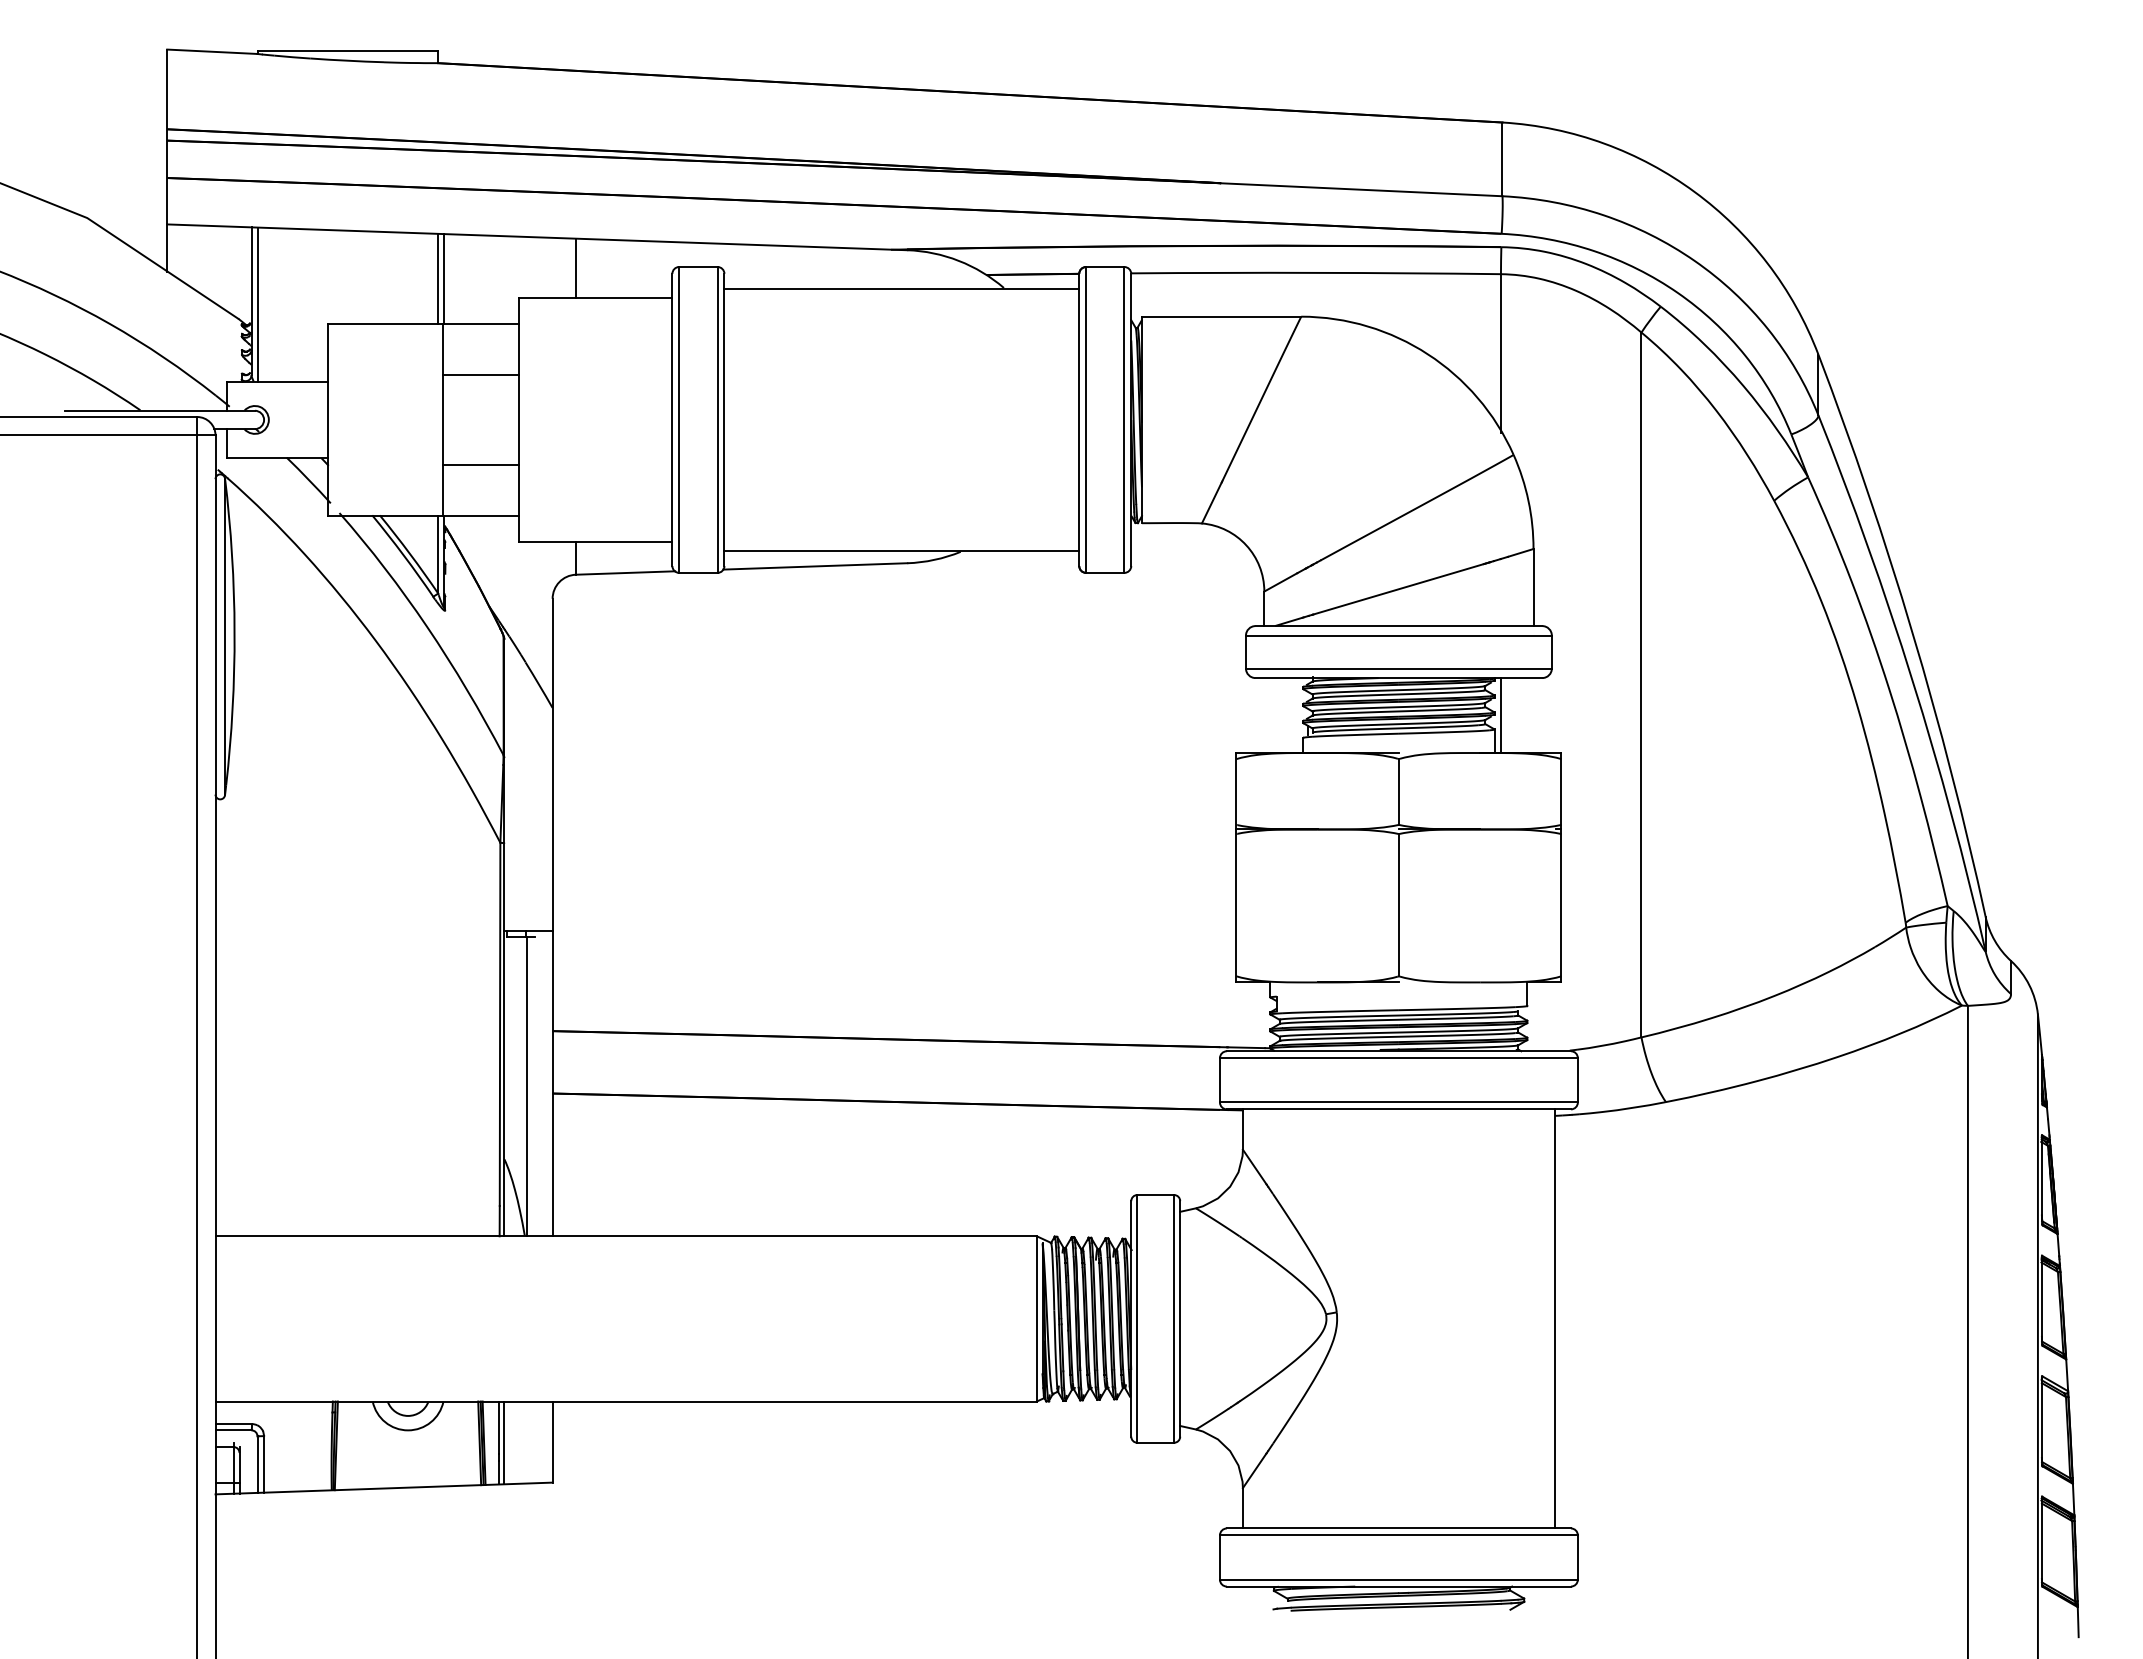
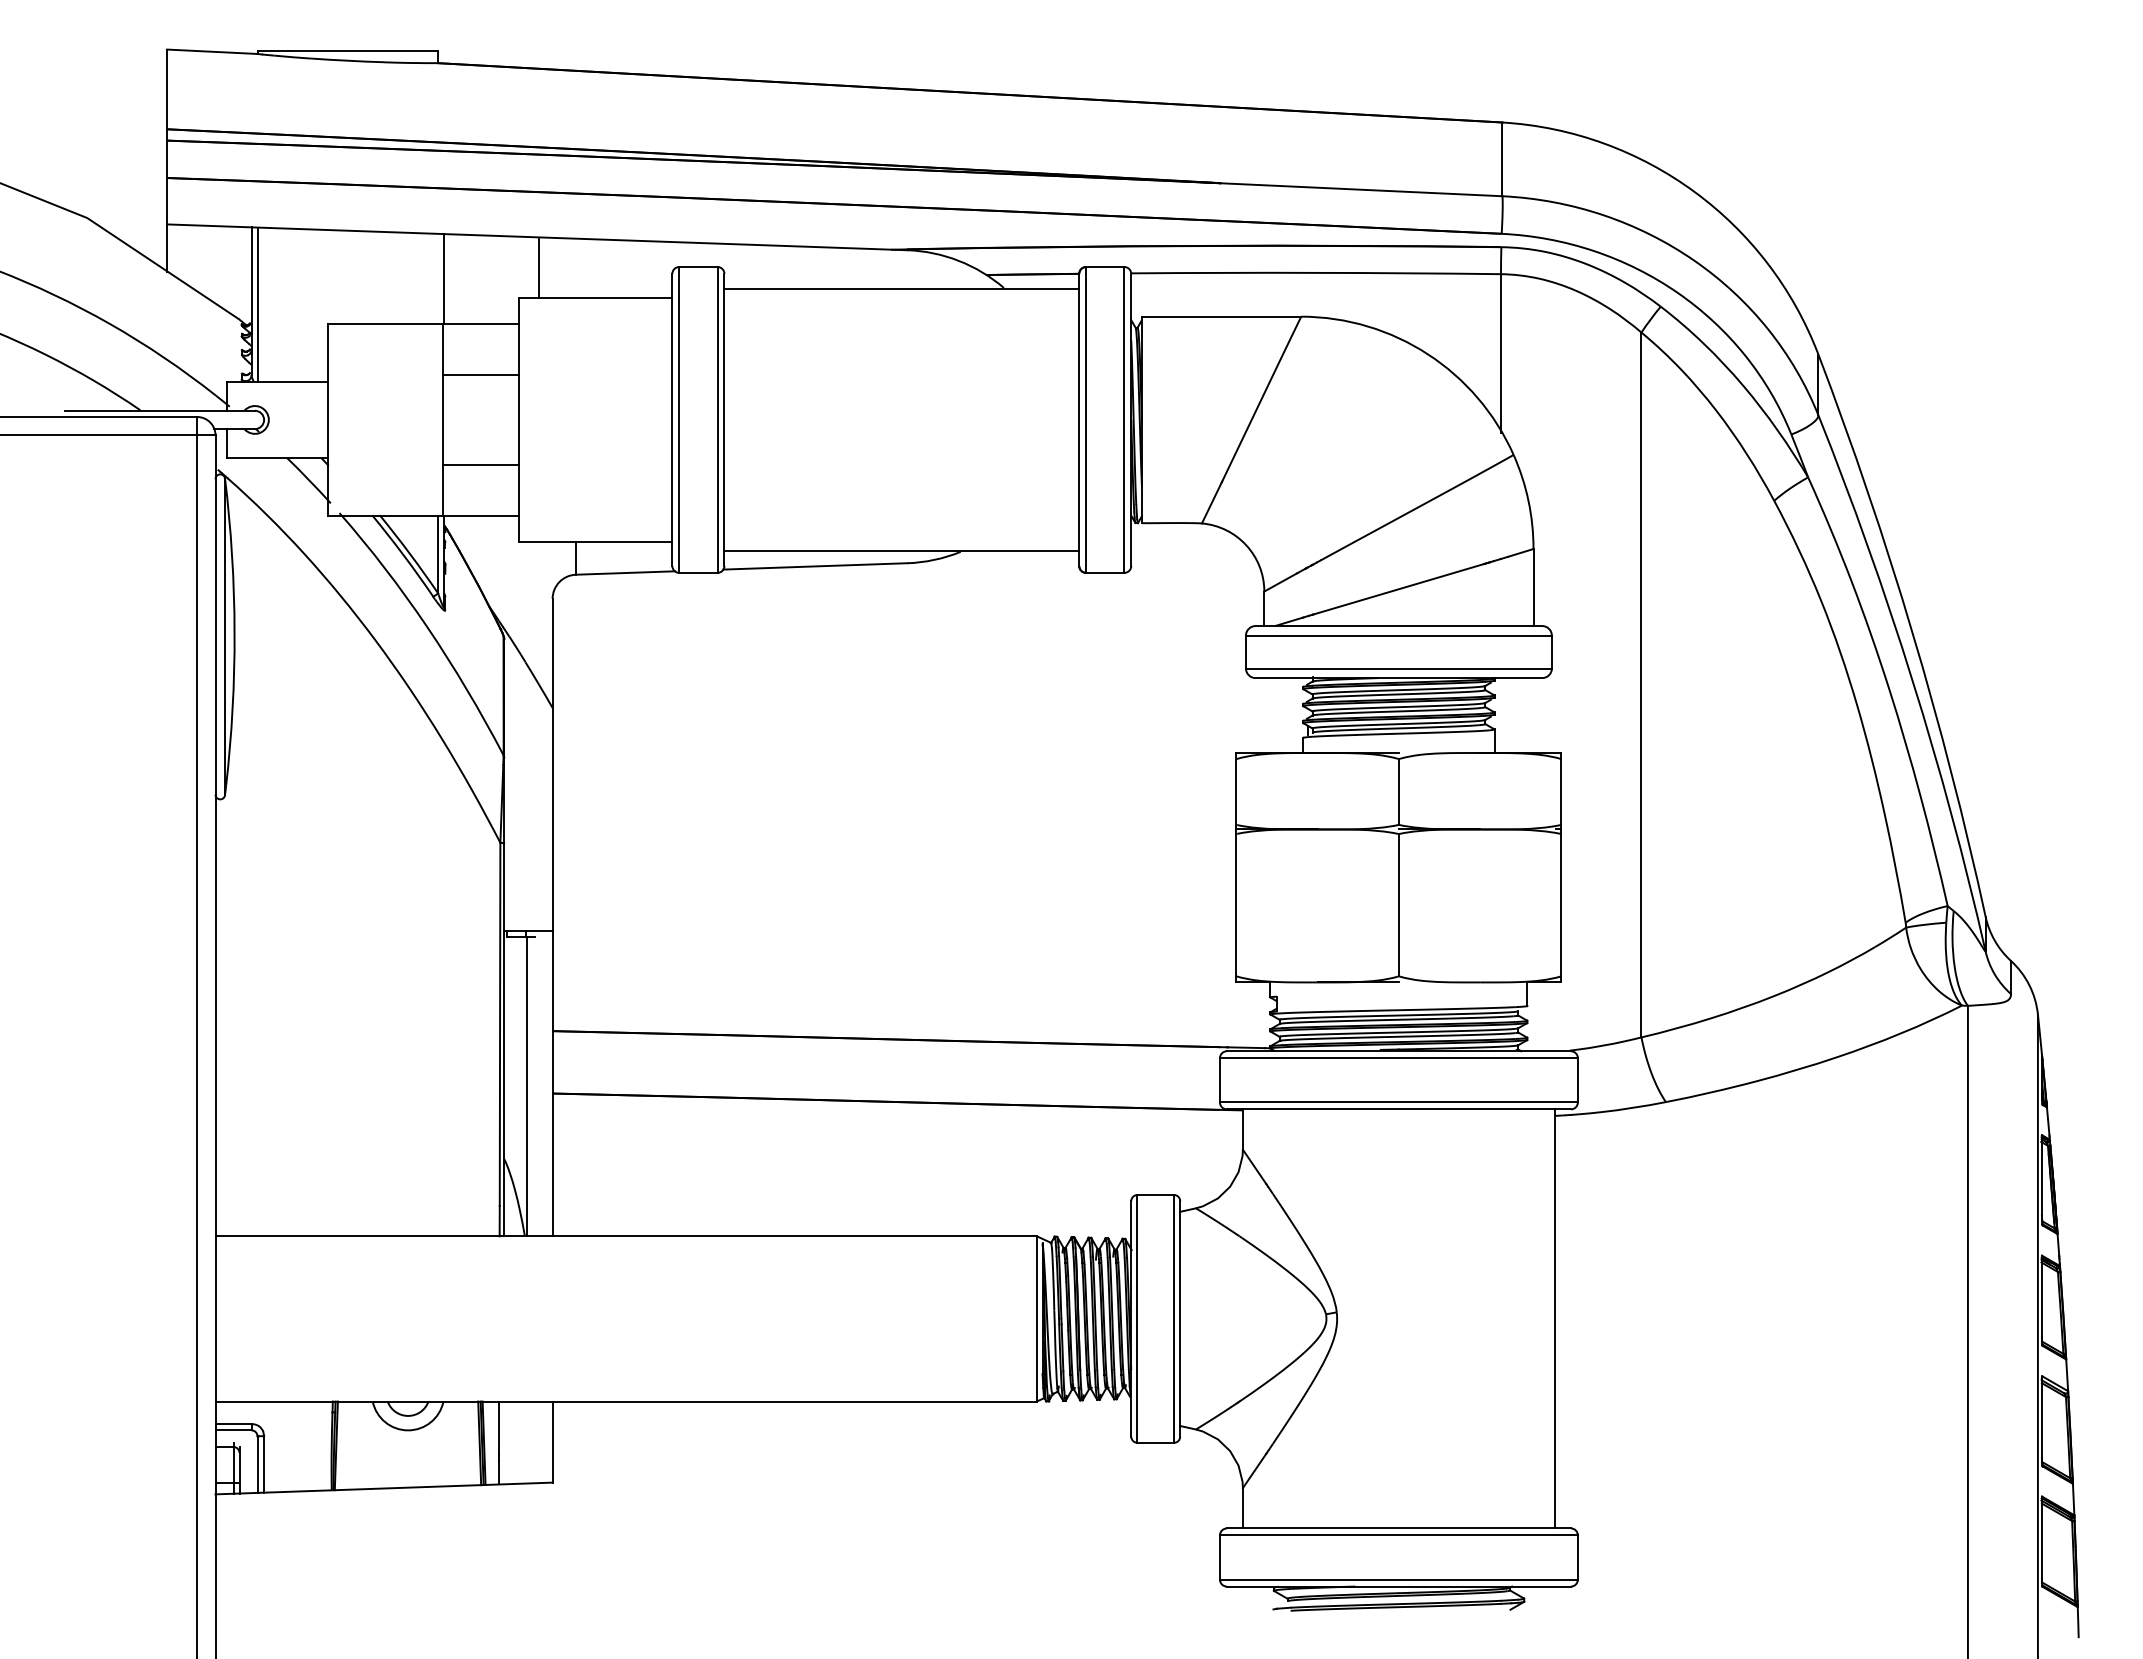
line position: (575, 267) -> (538, 267) (538, 267)
line: present -> none (438, 278)
line: present -> none (1500, 715)
line: present -> none (504, 1442)
